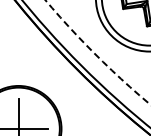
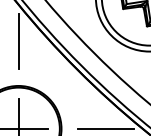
line: none -> present (18, 41)
arc: dashed -> solid (95, 54)
line: none -> present (105, 128)
